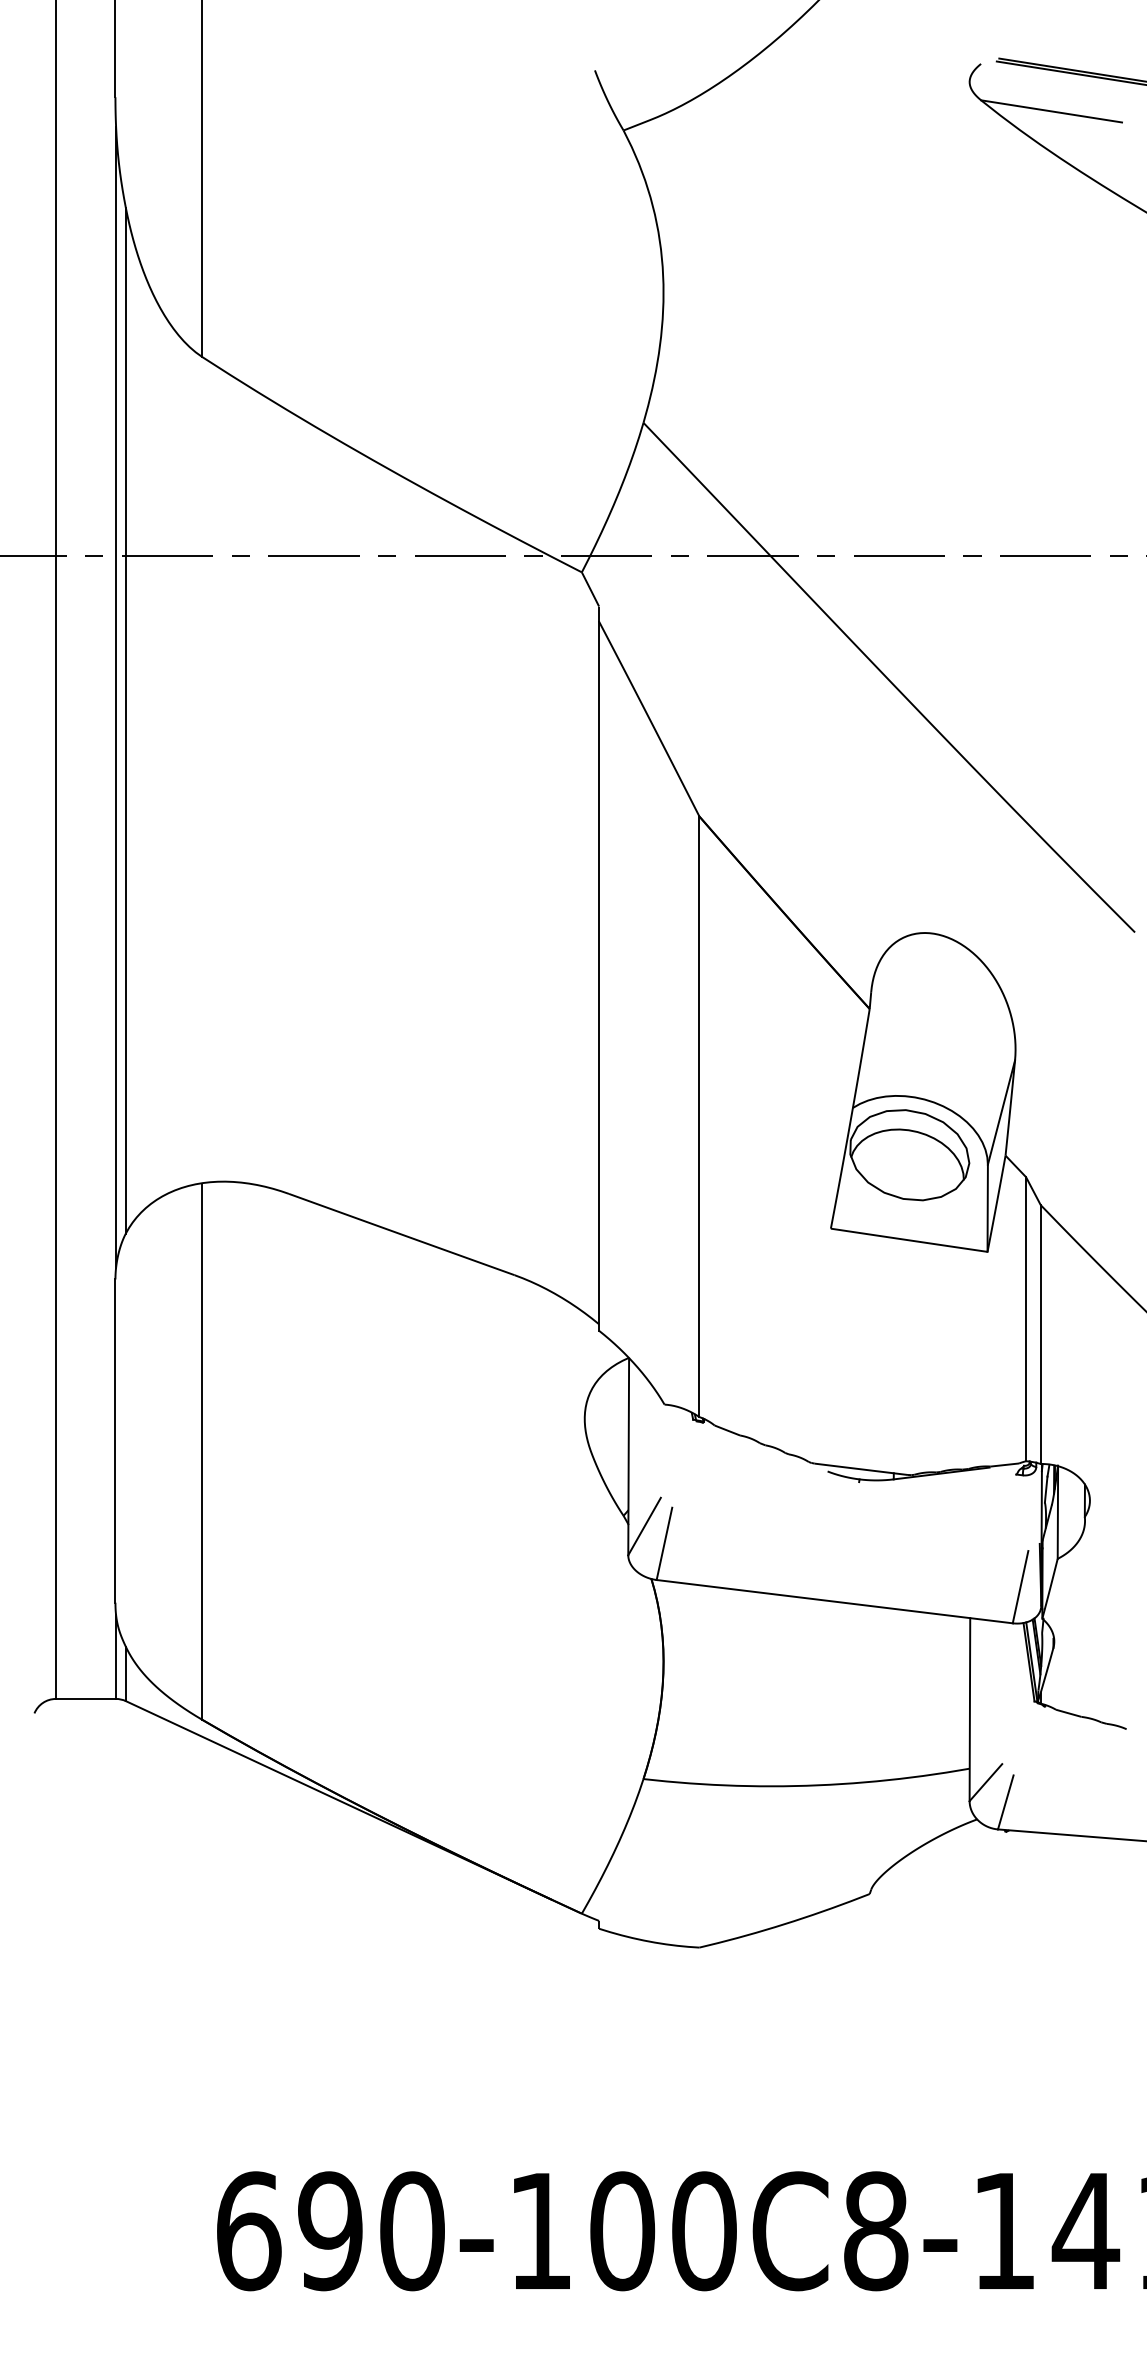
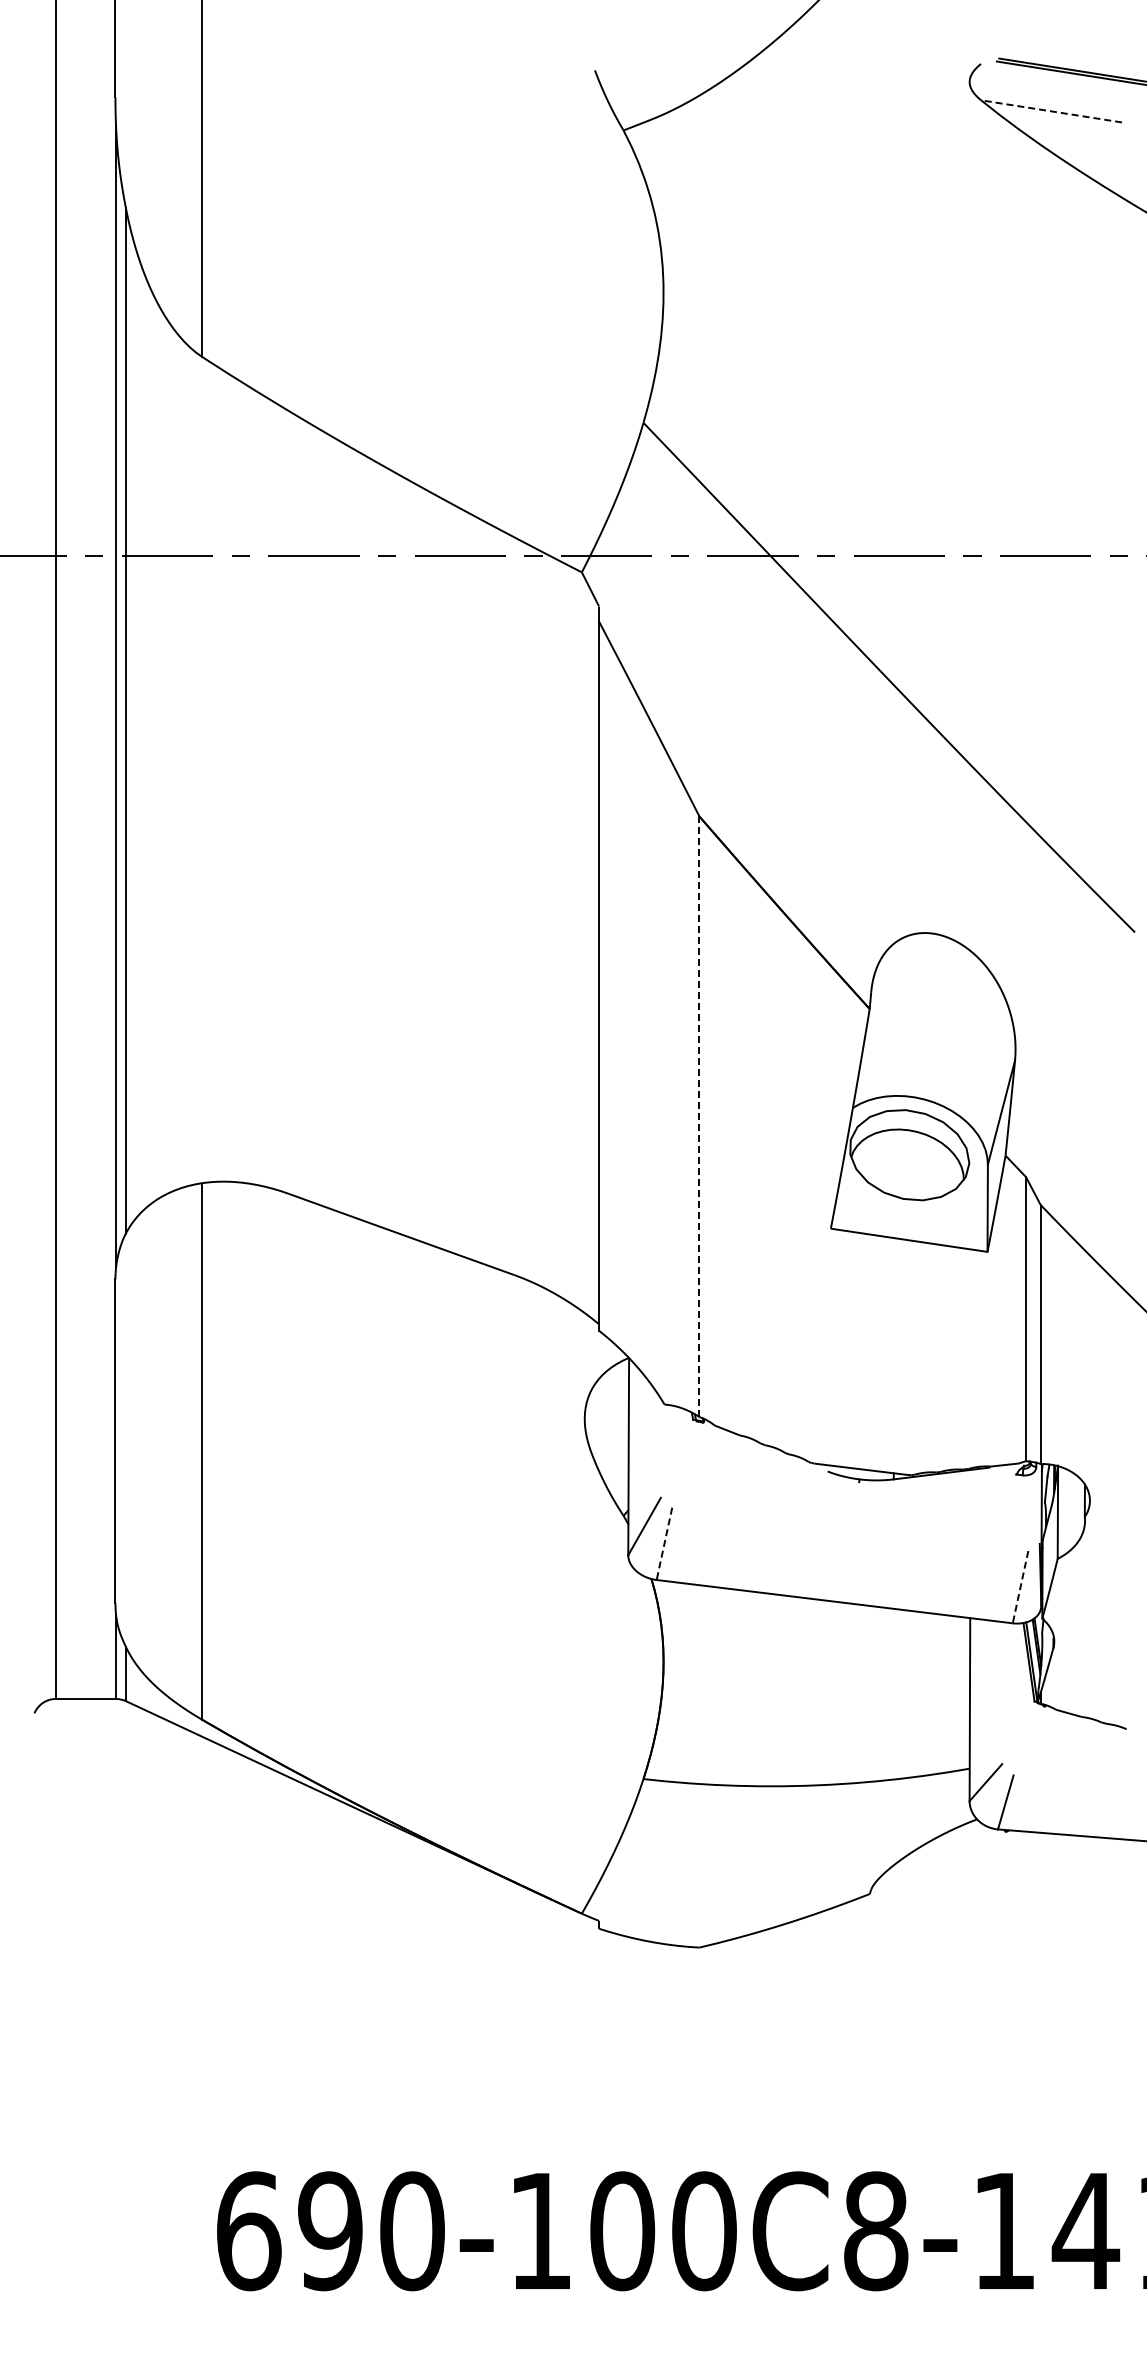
line: solid -> dashed (1051, 111)
line: solid -> dashed (699, 1117)
line: solid -> dashed (664, 1543)
line: solid -> dashed (1020, 1587)
